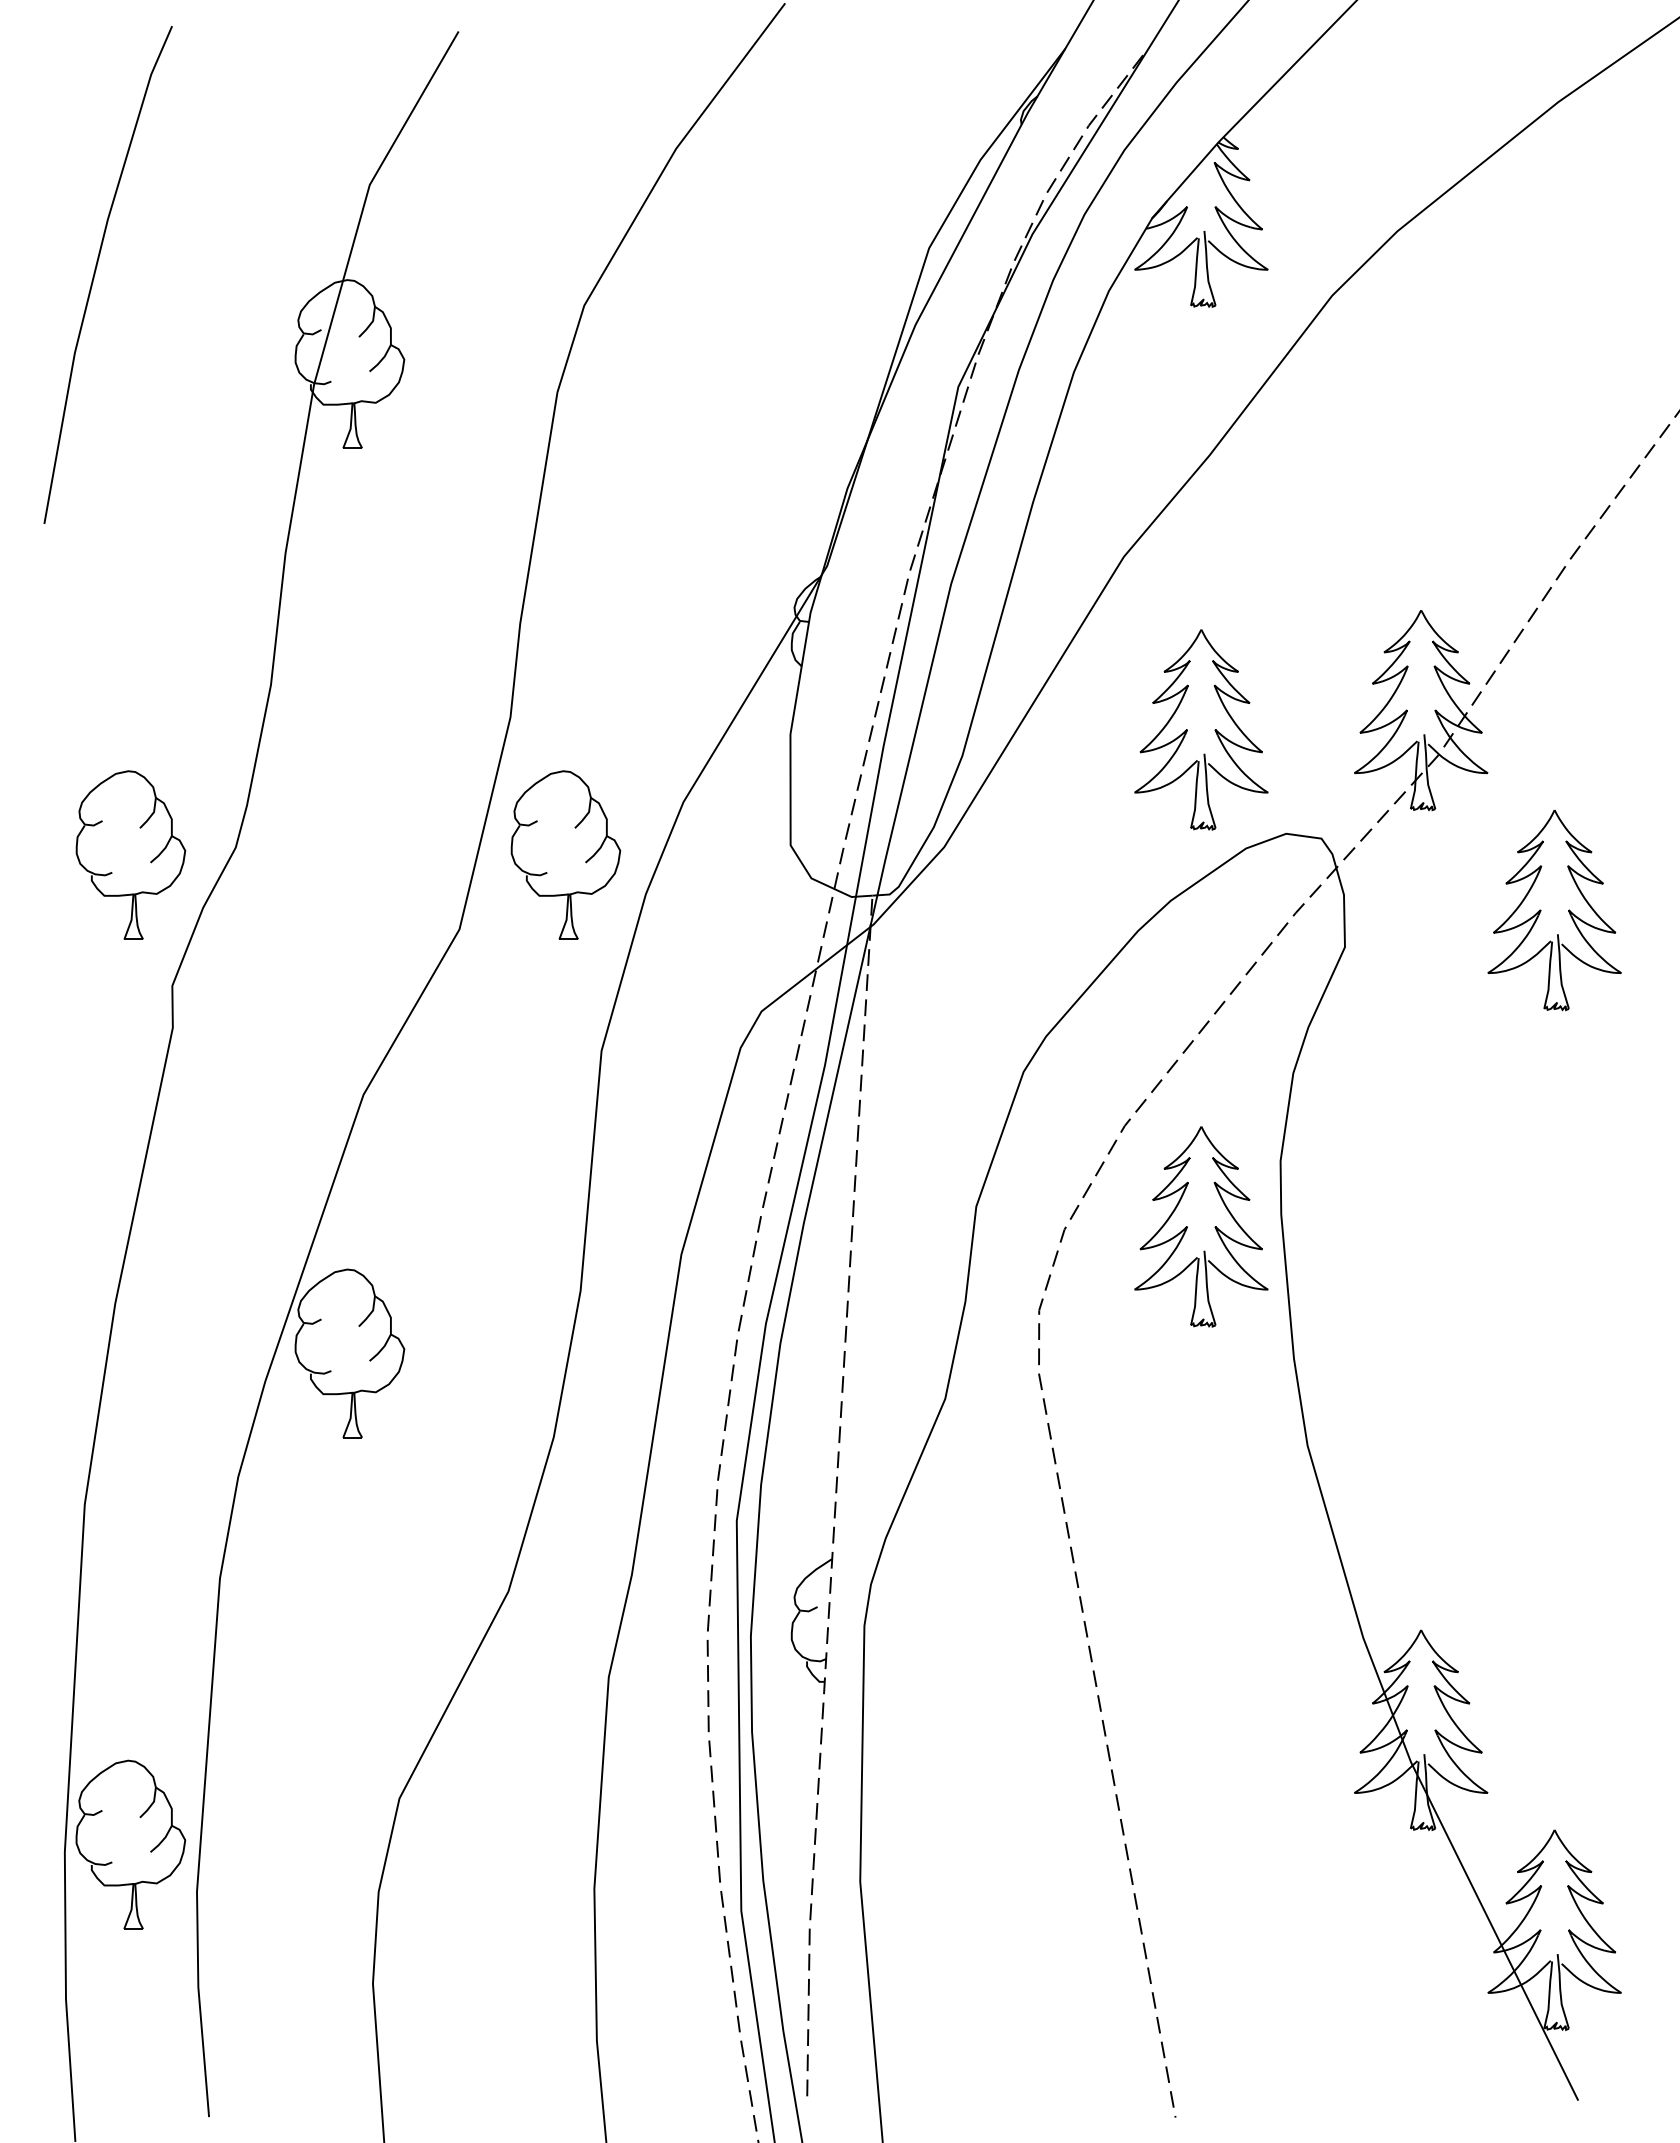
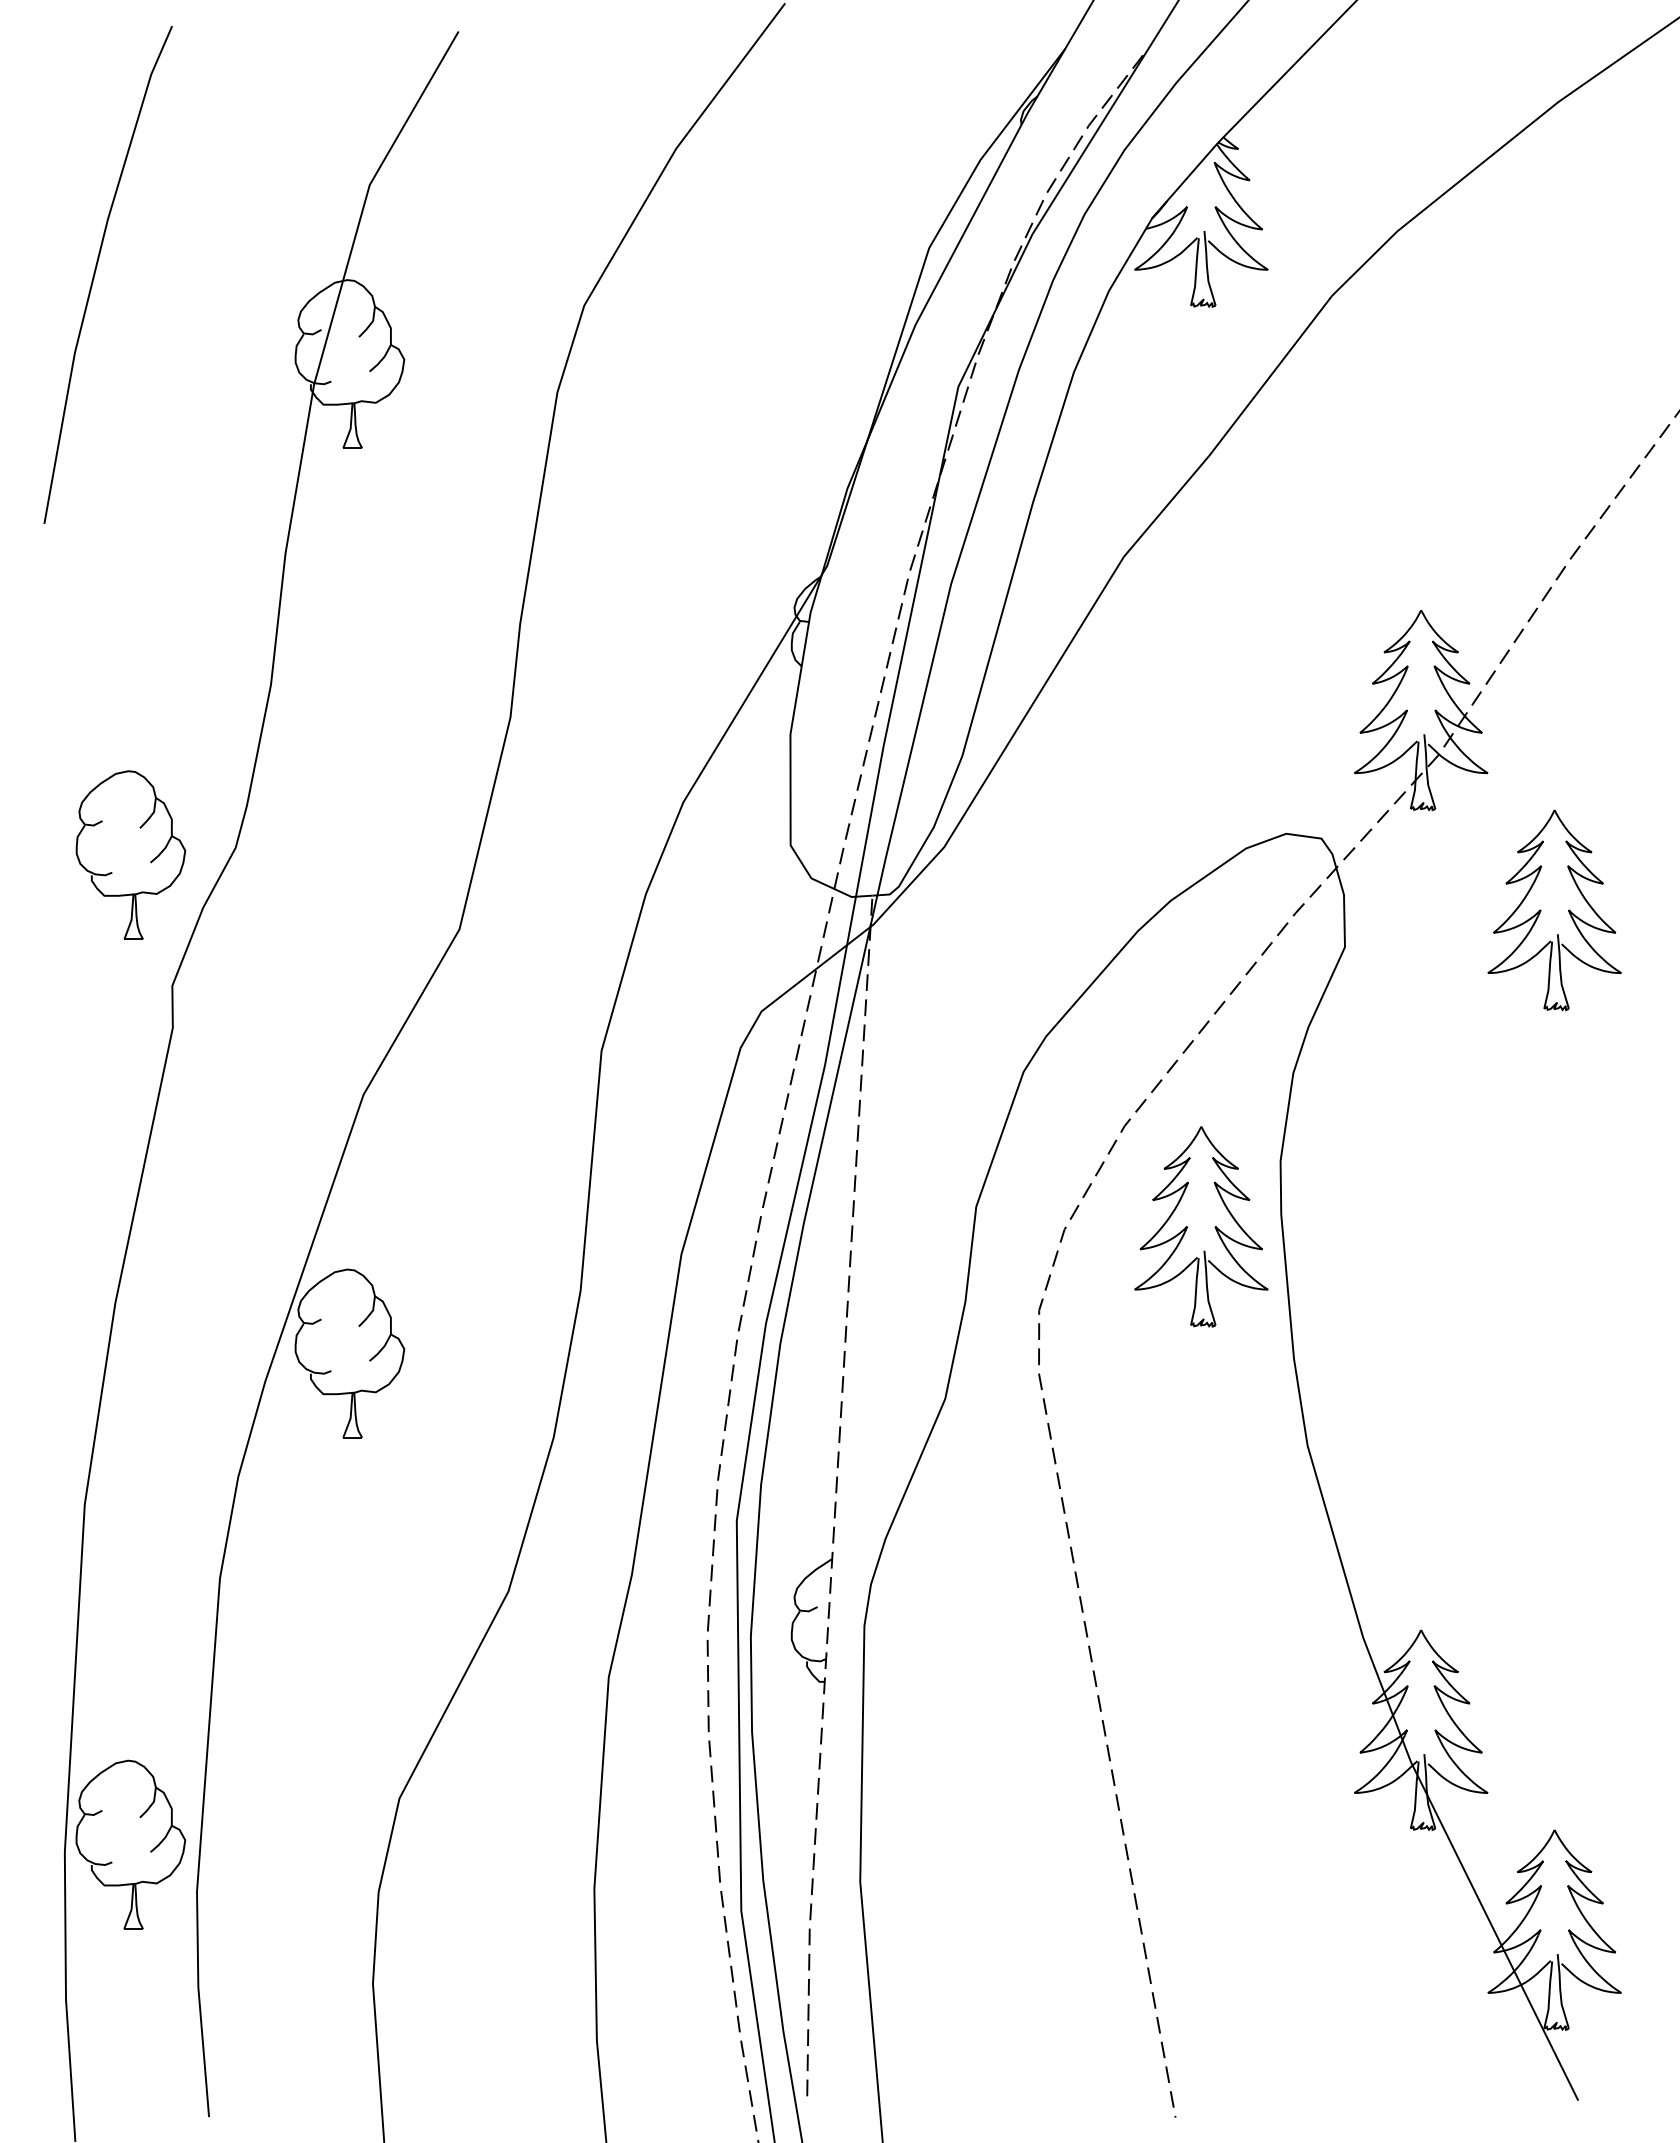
part: present -> none (1214, 730)
part: present -> none (565, 854)
